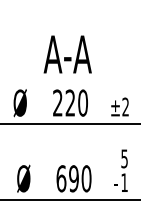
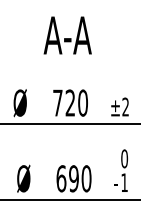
text position: (67, 54) -> (67, 35) (67, 35)
text: 220 -> 720 (57, 102)
text: 5 -> 0 (124, 158)
